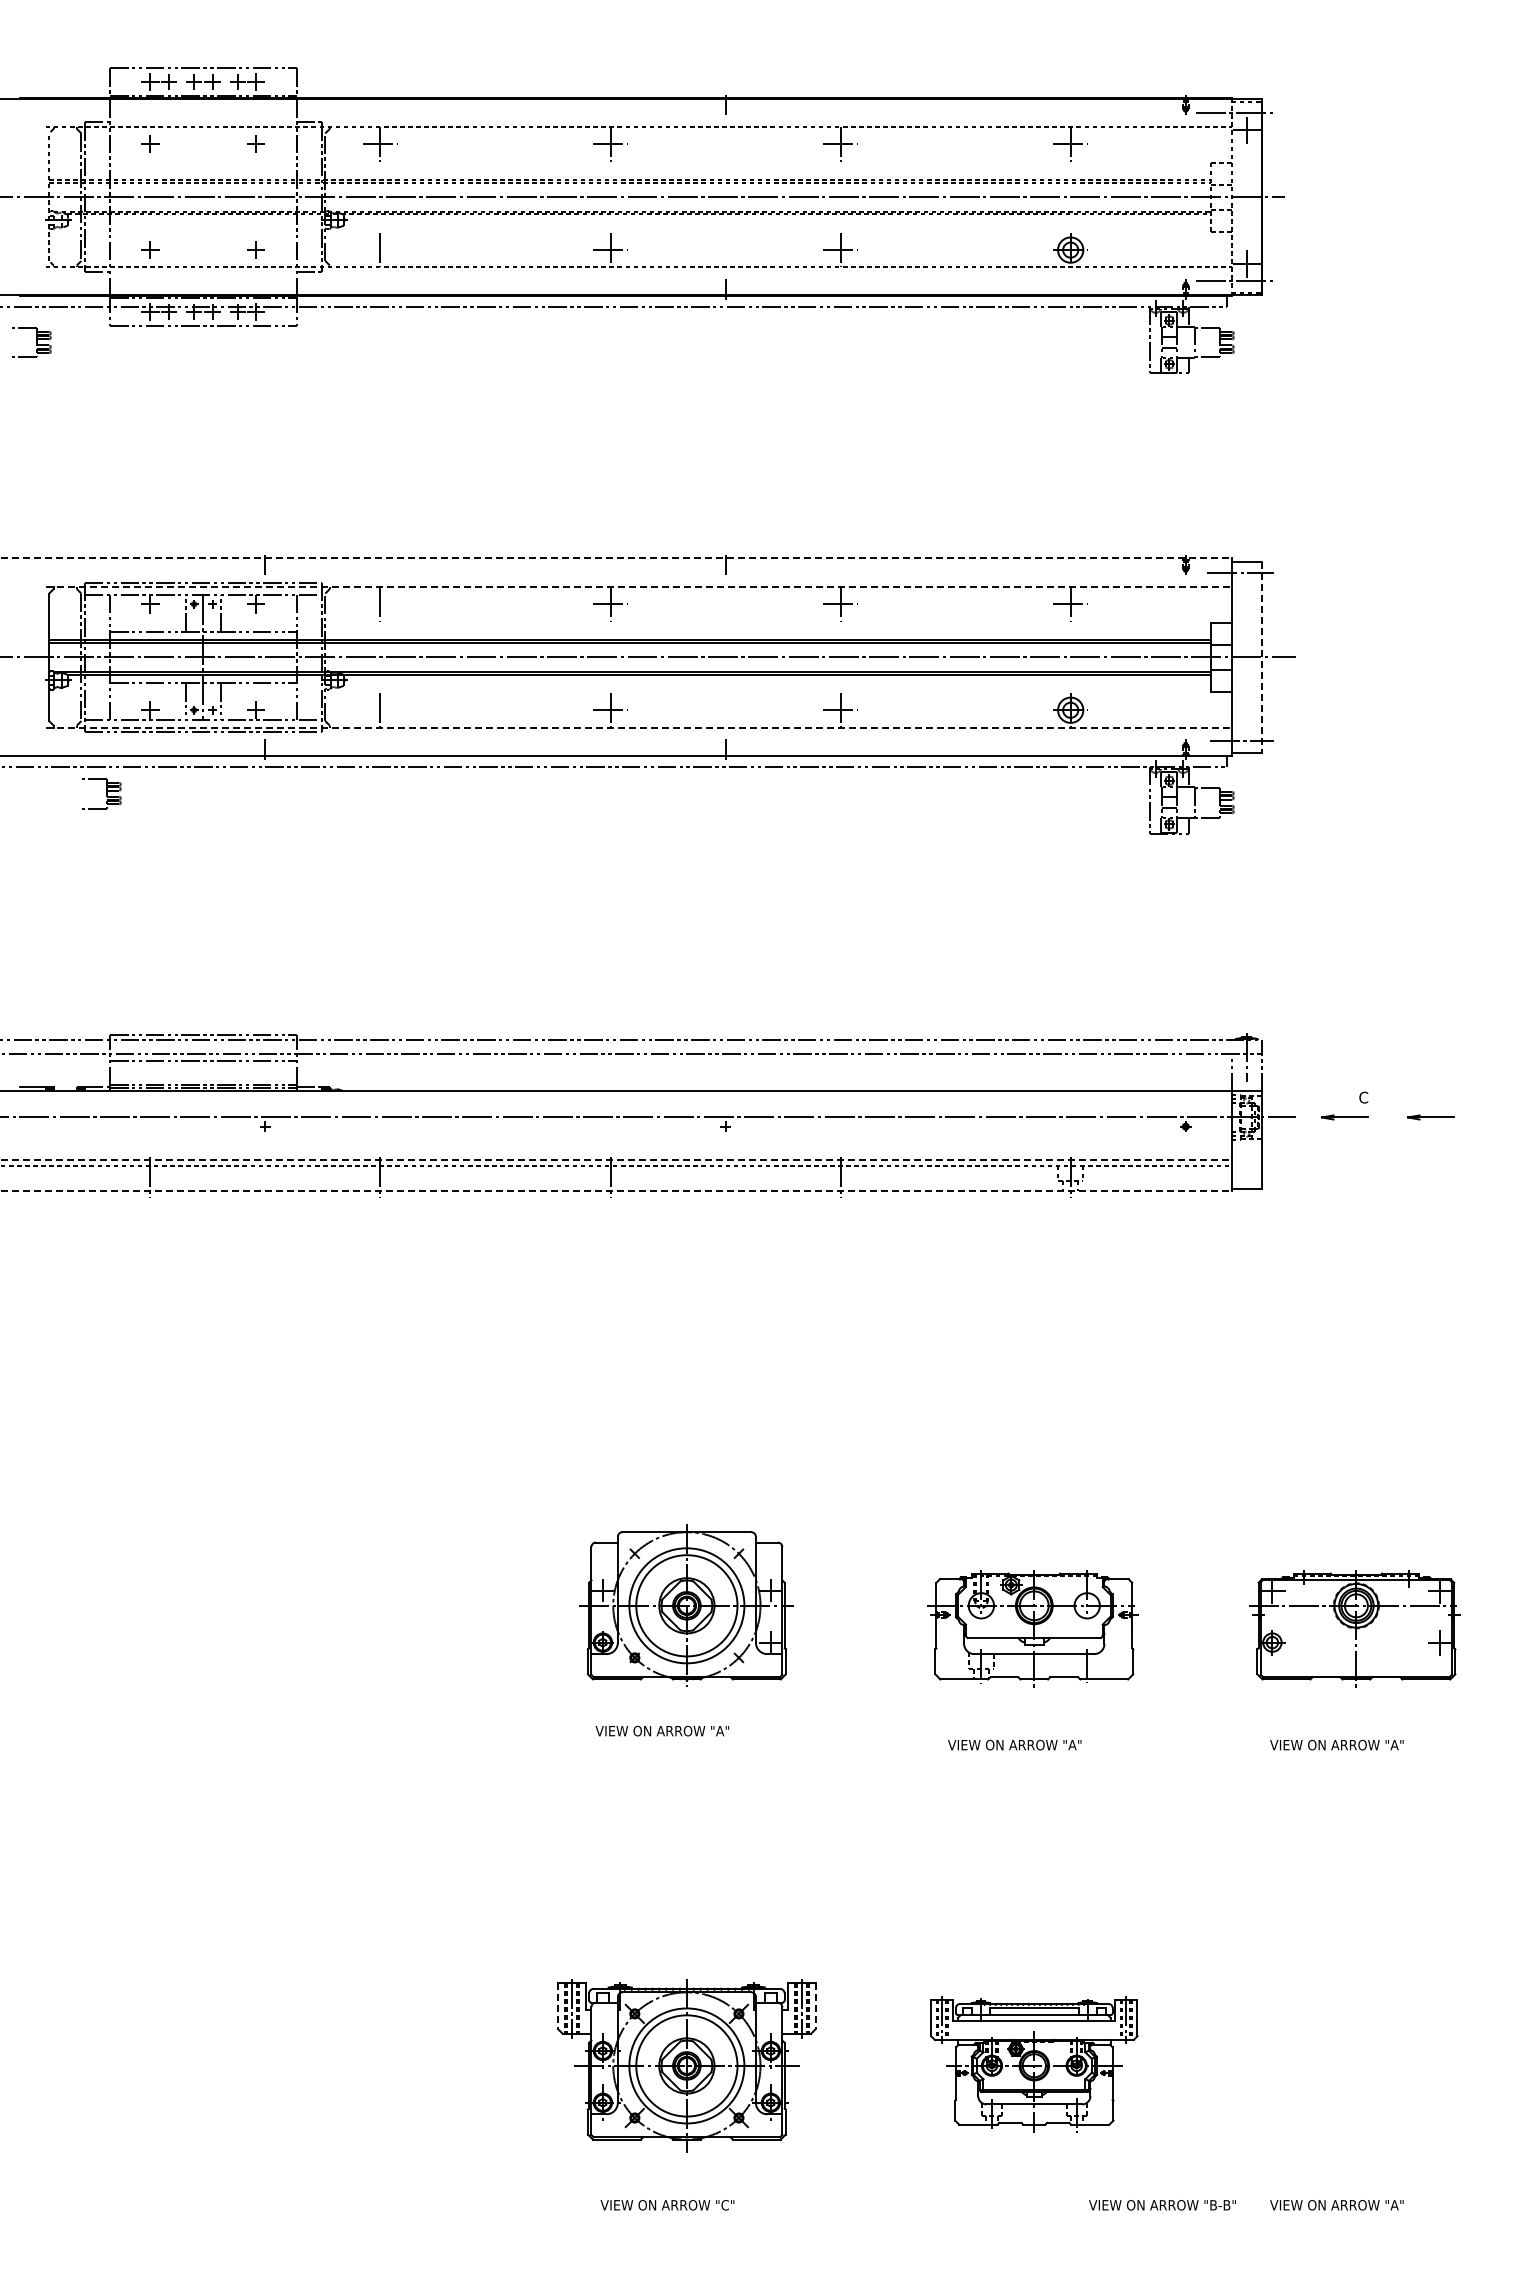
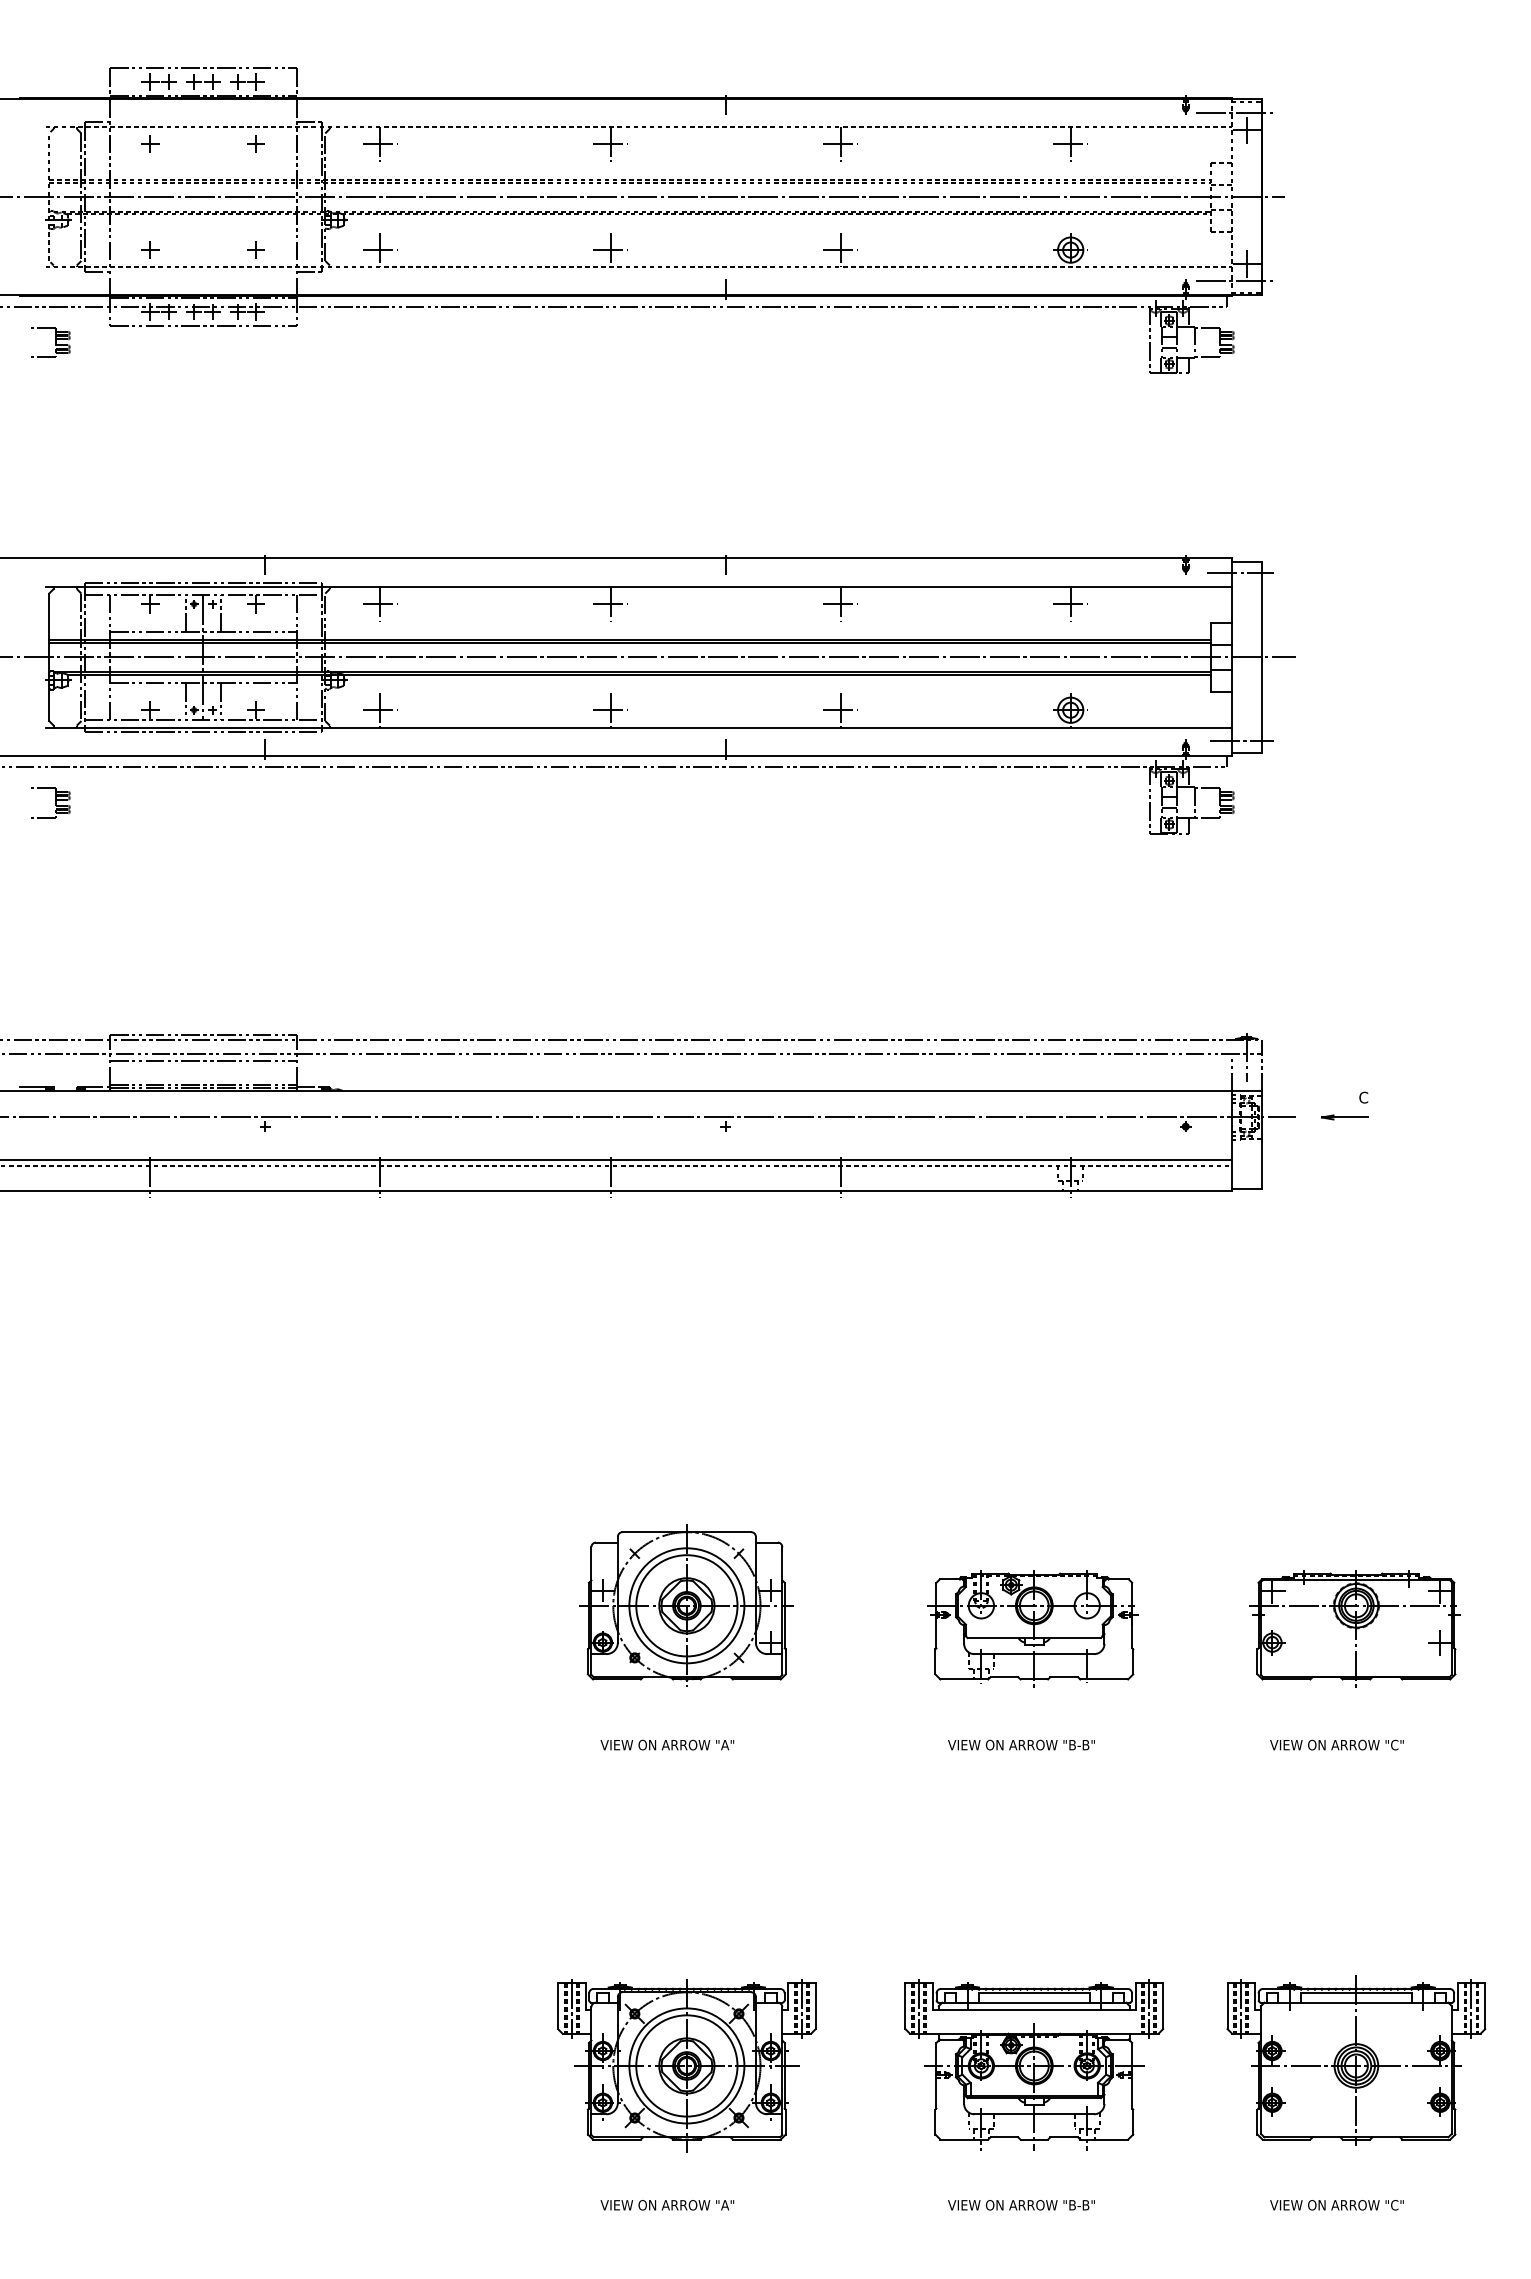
line: none -> present (380, 250)
part position: (31, 342) -> (50, 342) (50, 342)
line: dashed -> solid (615, 558)
line: dashed -> solid (639, 587)
line: none -> present (380, 604)
line: dashed -> solid (1261, 657)
line: none -> present (380, 710)
line: dashed -> solid (639, 727)
part position: (101, 793) -> (50, 802) (50, 802)
part: present -> none (1430, 1117)
line: dashed -> solid (615, 1160)
line: dashed -> solid (615, 1191)
text position: (662, 1730) -> (667, 1744) (667, 1744)
text: VIEW ON ARROW "A" -> VIEW ON ARROW "C" (1396, 1744)
text: VIEW ON ARROW "A" -> VIEW ON ARROW "B-B" (1081, 1745)
line: dashed -> solid (558, 2006)
line: dashed -> solid (815, 2006)
part: none -> present (1356, 2060)
part size: 209x137 px -> 261x172 px (1034, 2064)
text: VIEW ON ARROW "C" -> VIEW ON ARROW "A" (727, 2205)
text position: (1162, 2205) -> (1021, 2205) (1021, 2205)
text: VIEW ON ARROW "A" -> VIEW ON ARROW "C" (1396, 2205)
